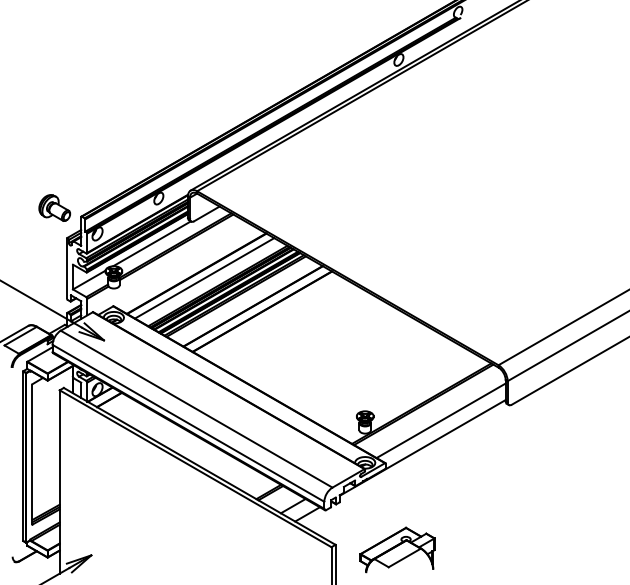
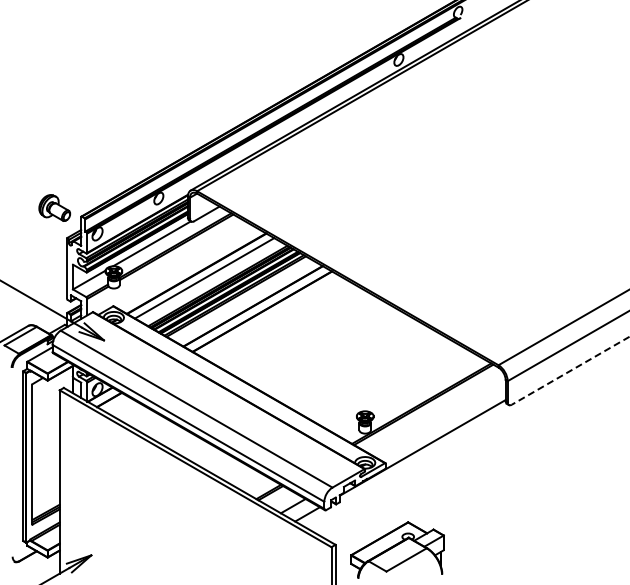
line: solid -> dashed (570, 370)
line: present -> none (440, 420)
part size: 77x48 px -> 95x58 px (397, 549)
